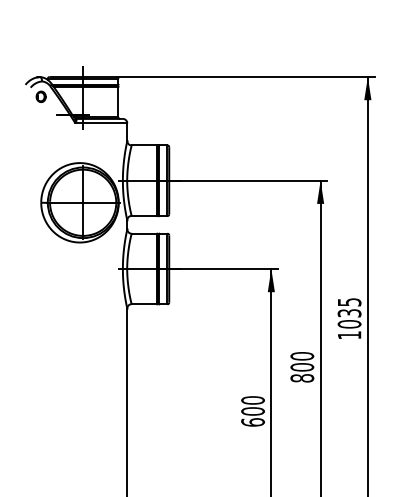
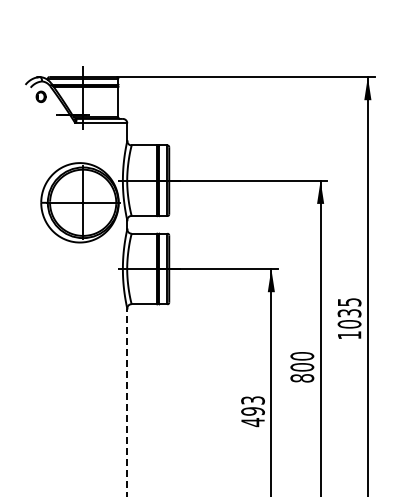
line: solid -> dashed (127, 402)
text: 600 -> 493 (252, 411)
